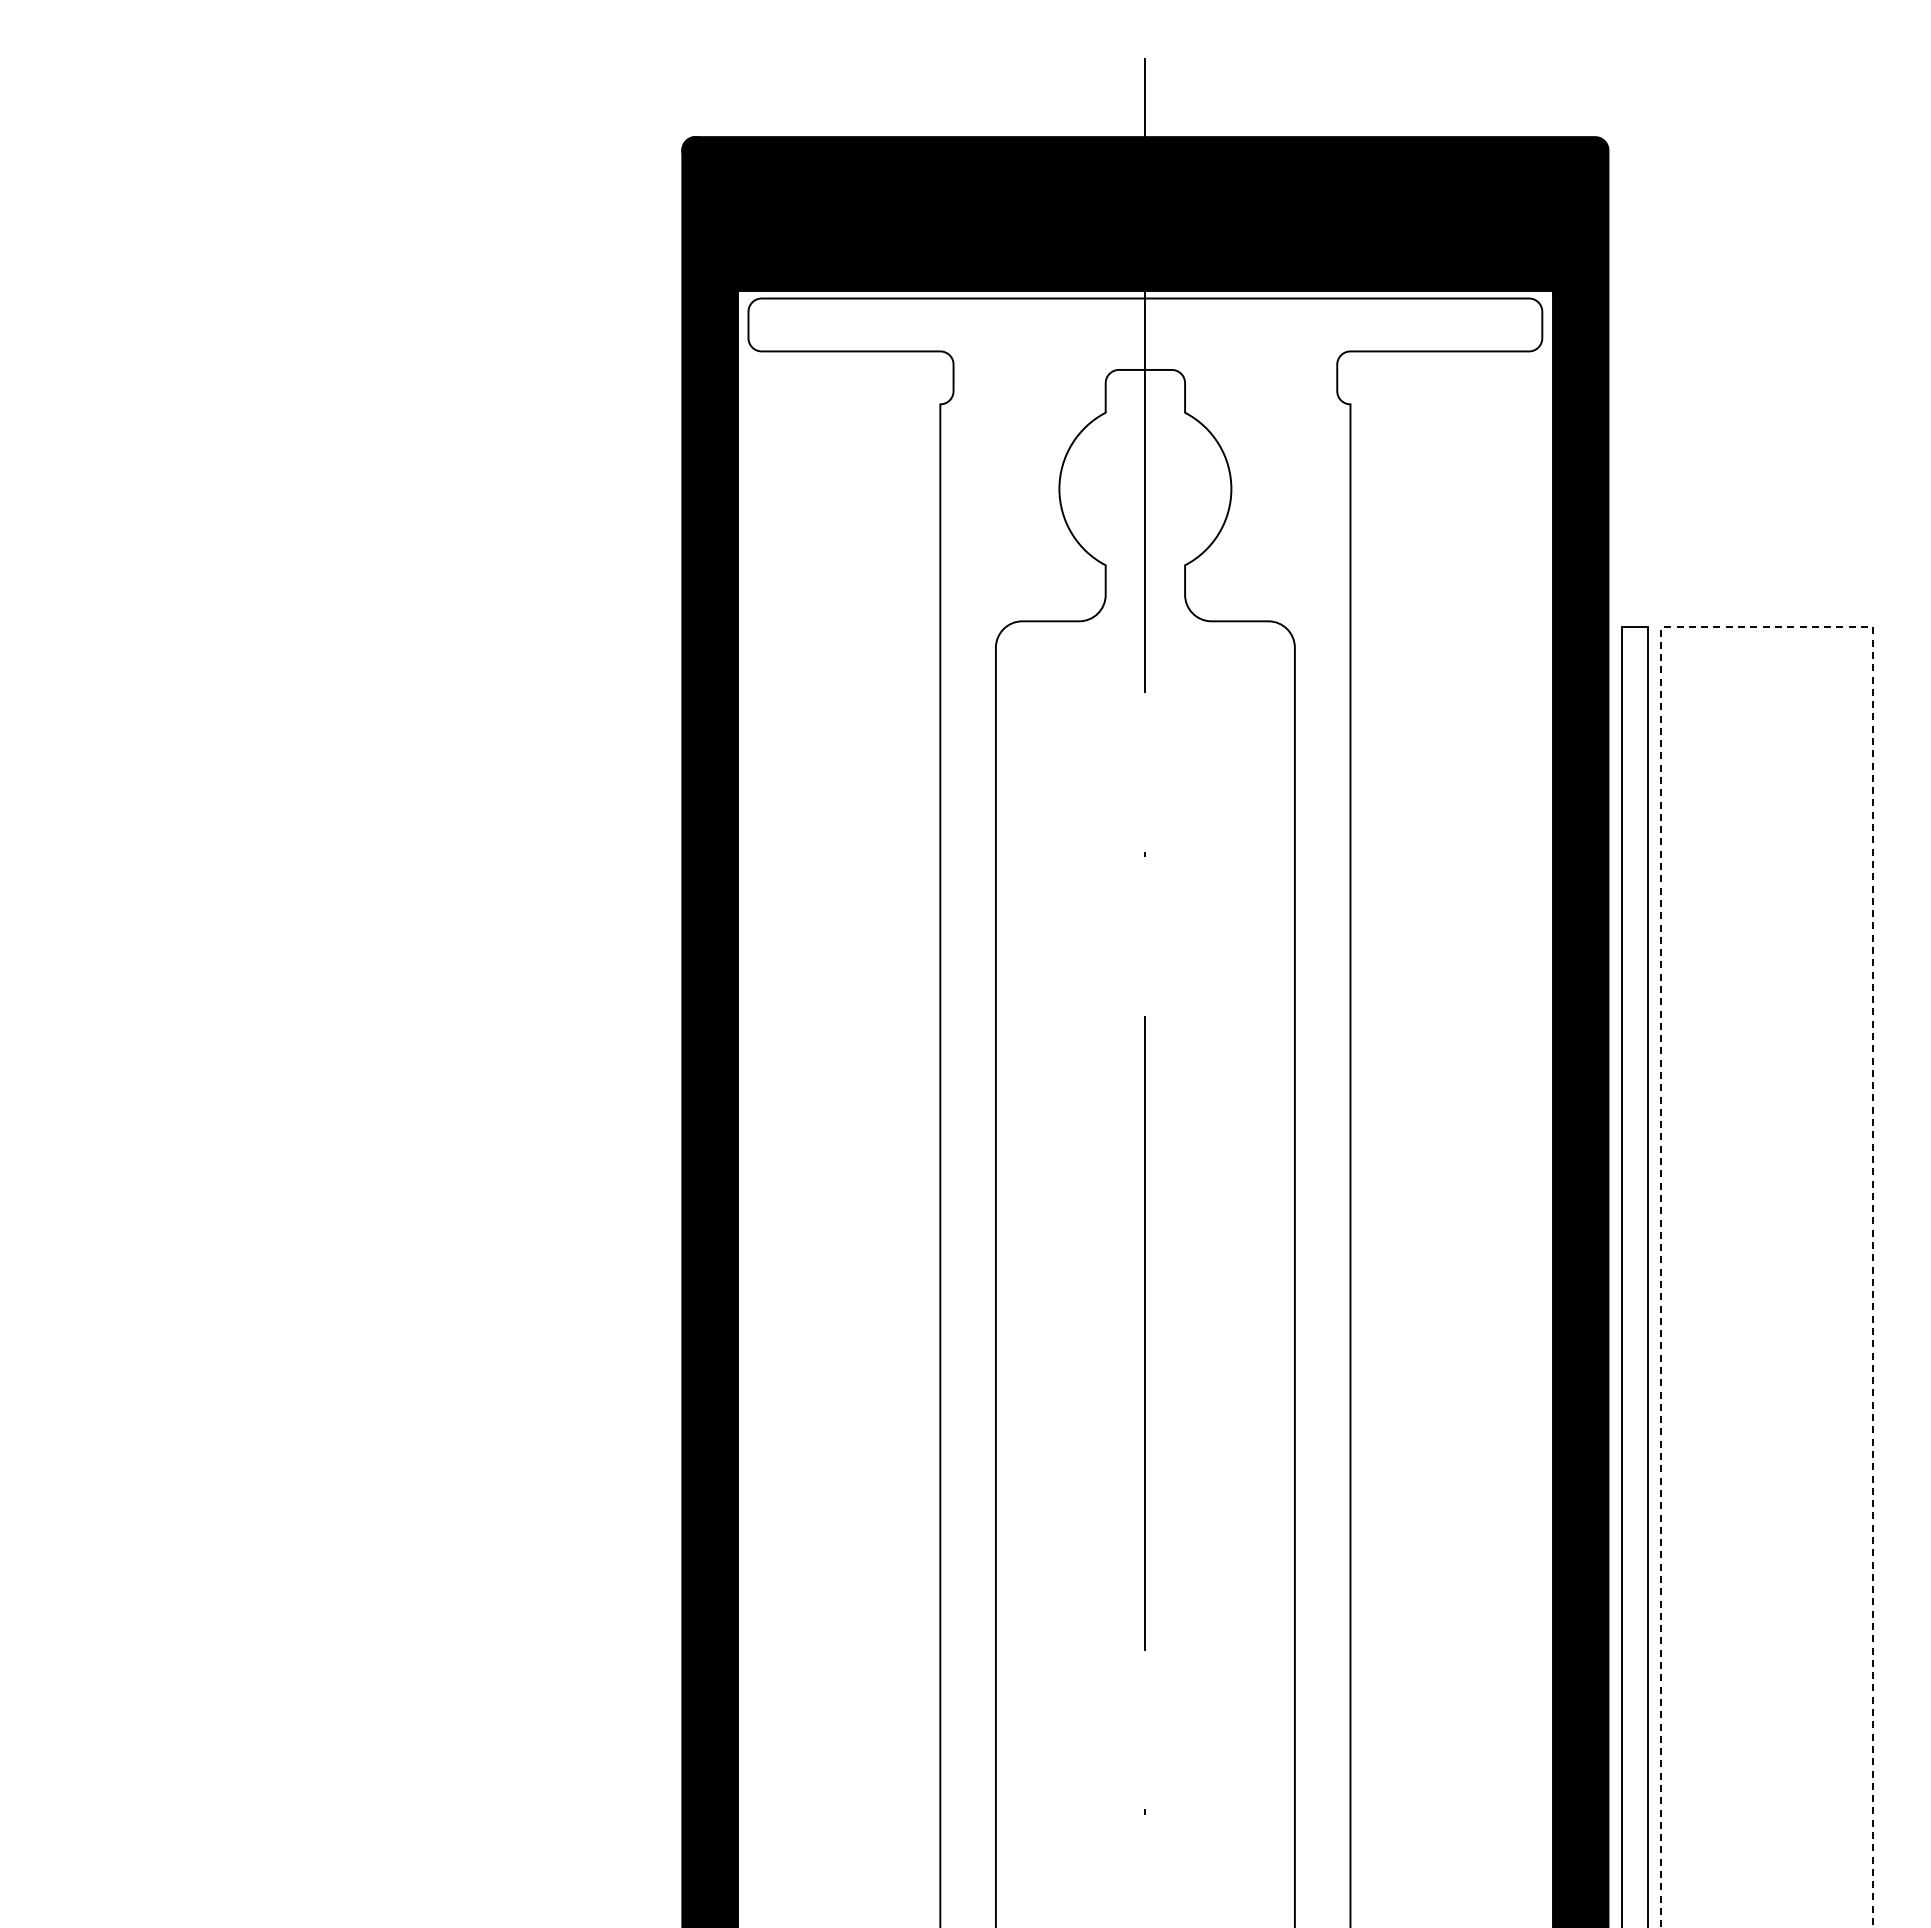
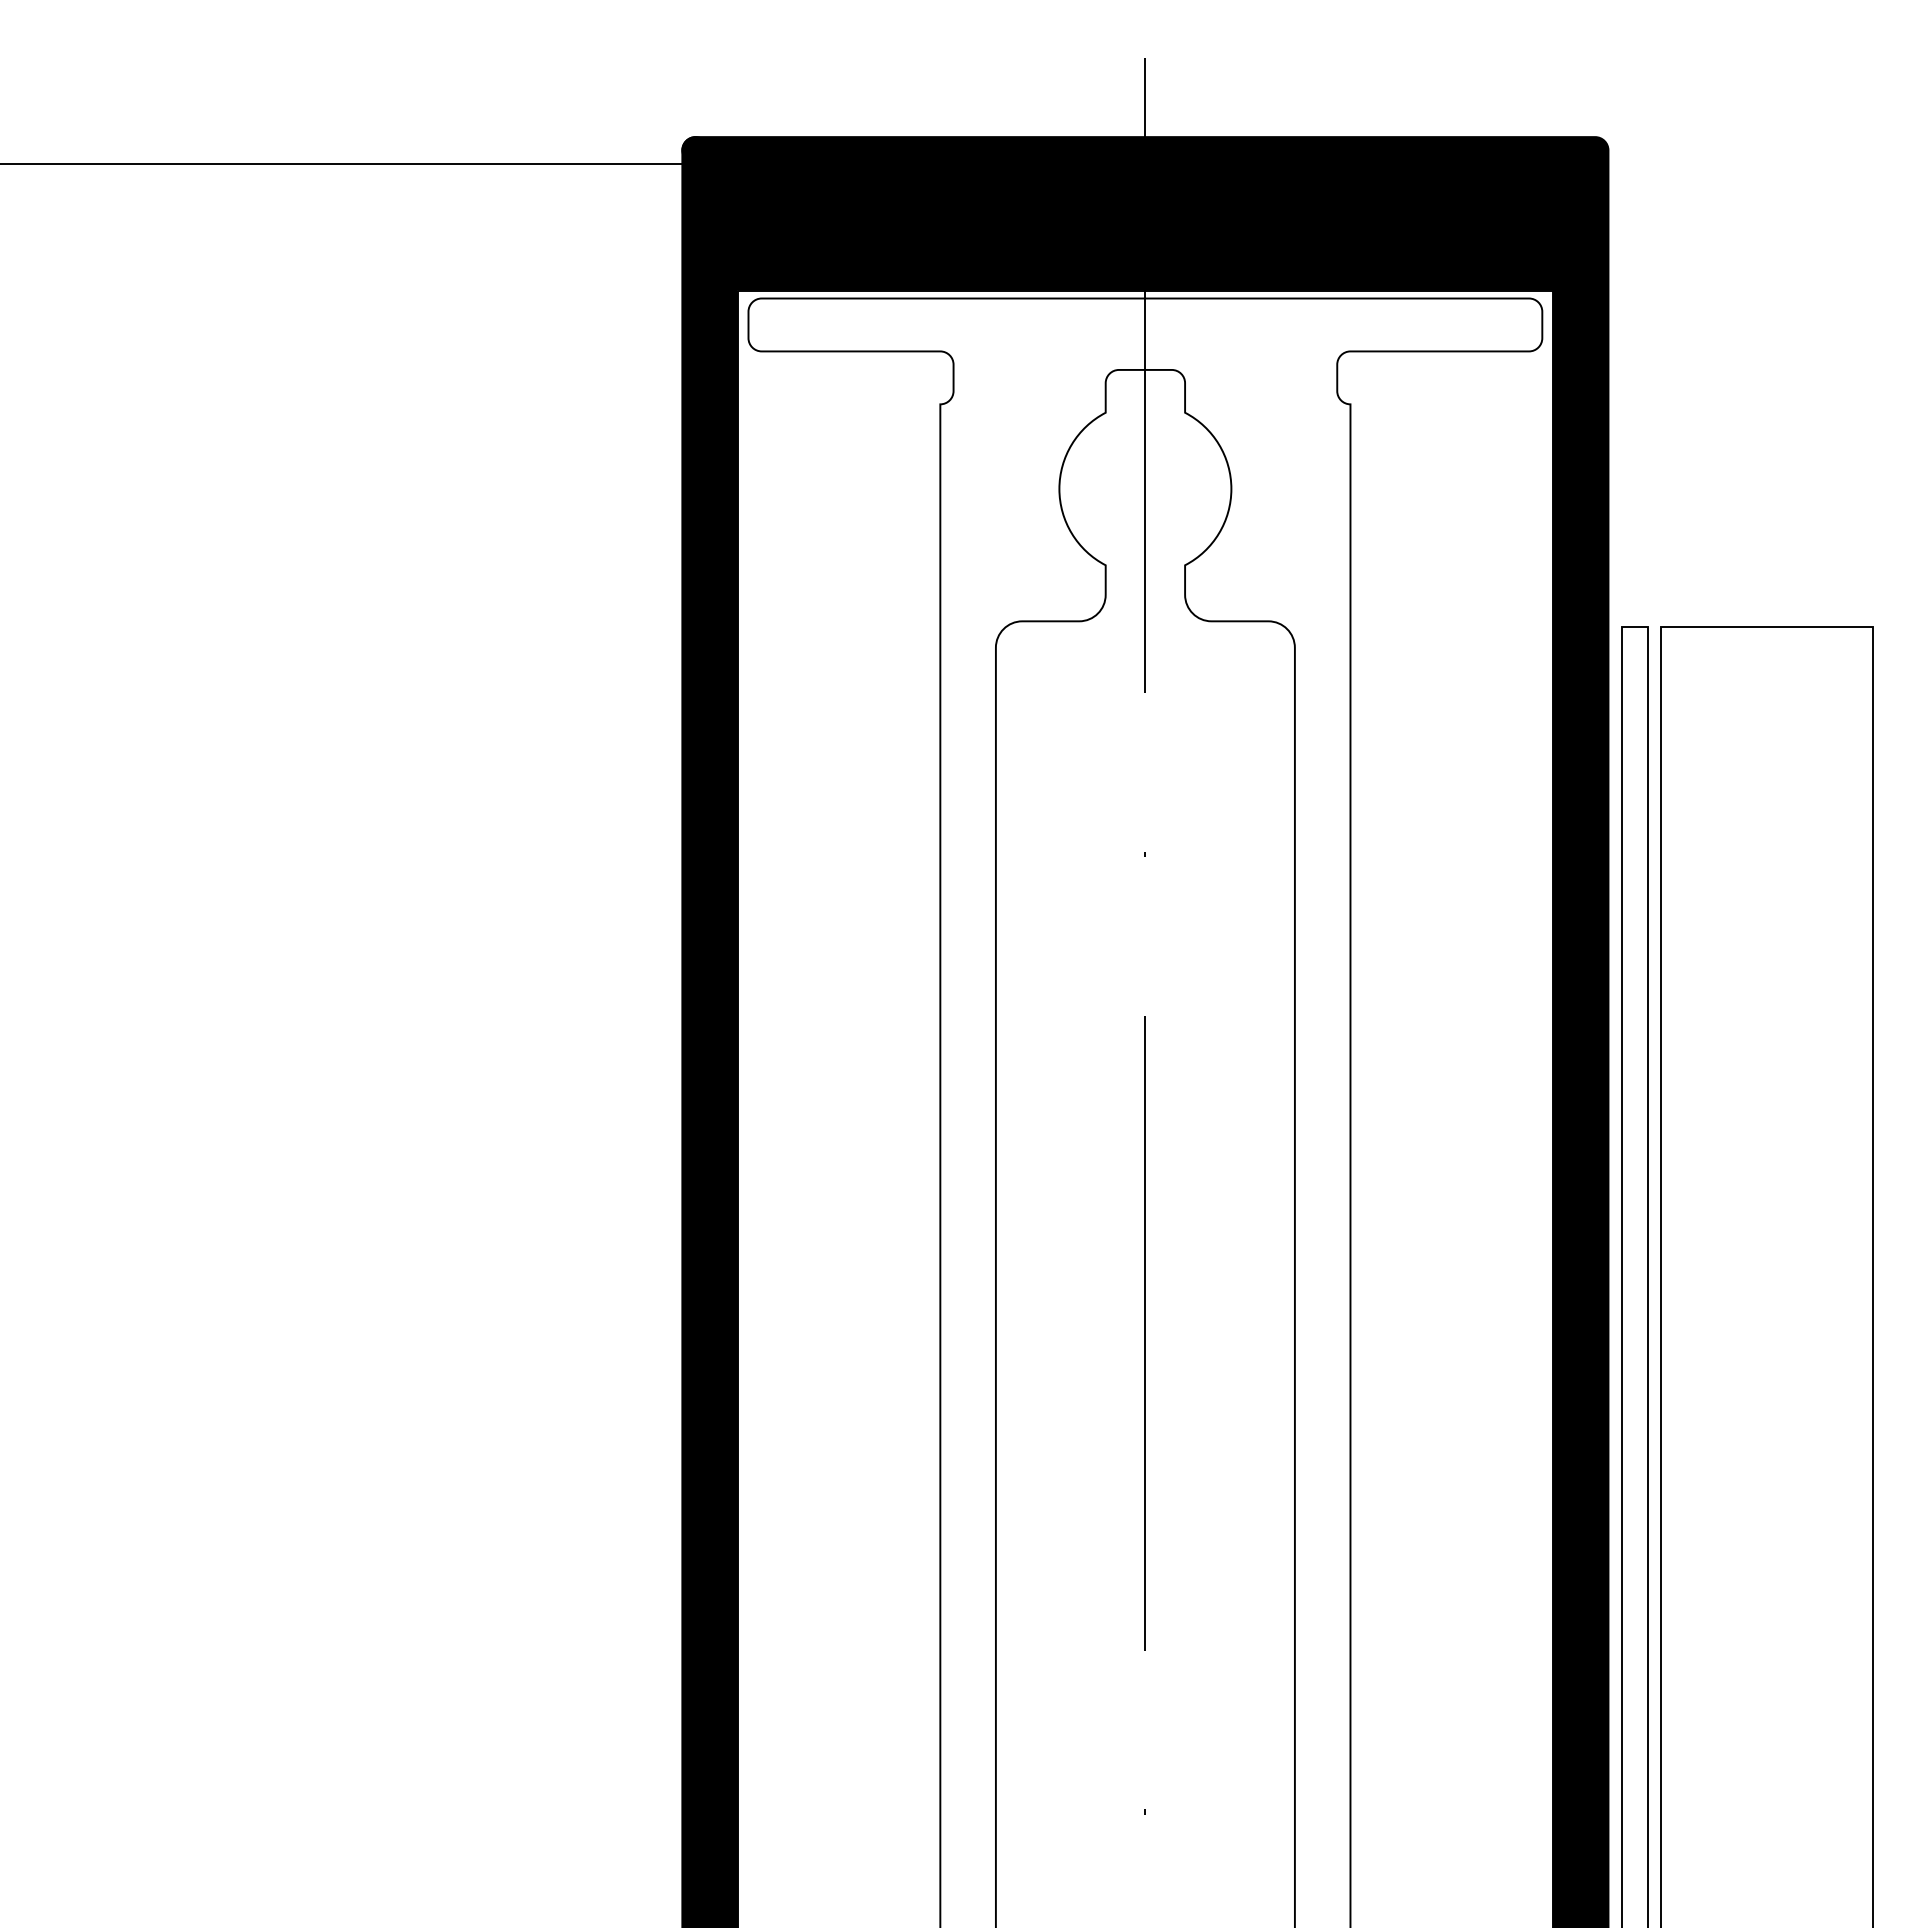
line: none -> present (342, 163)
line: dashed -> solid (1767, 627)
